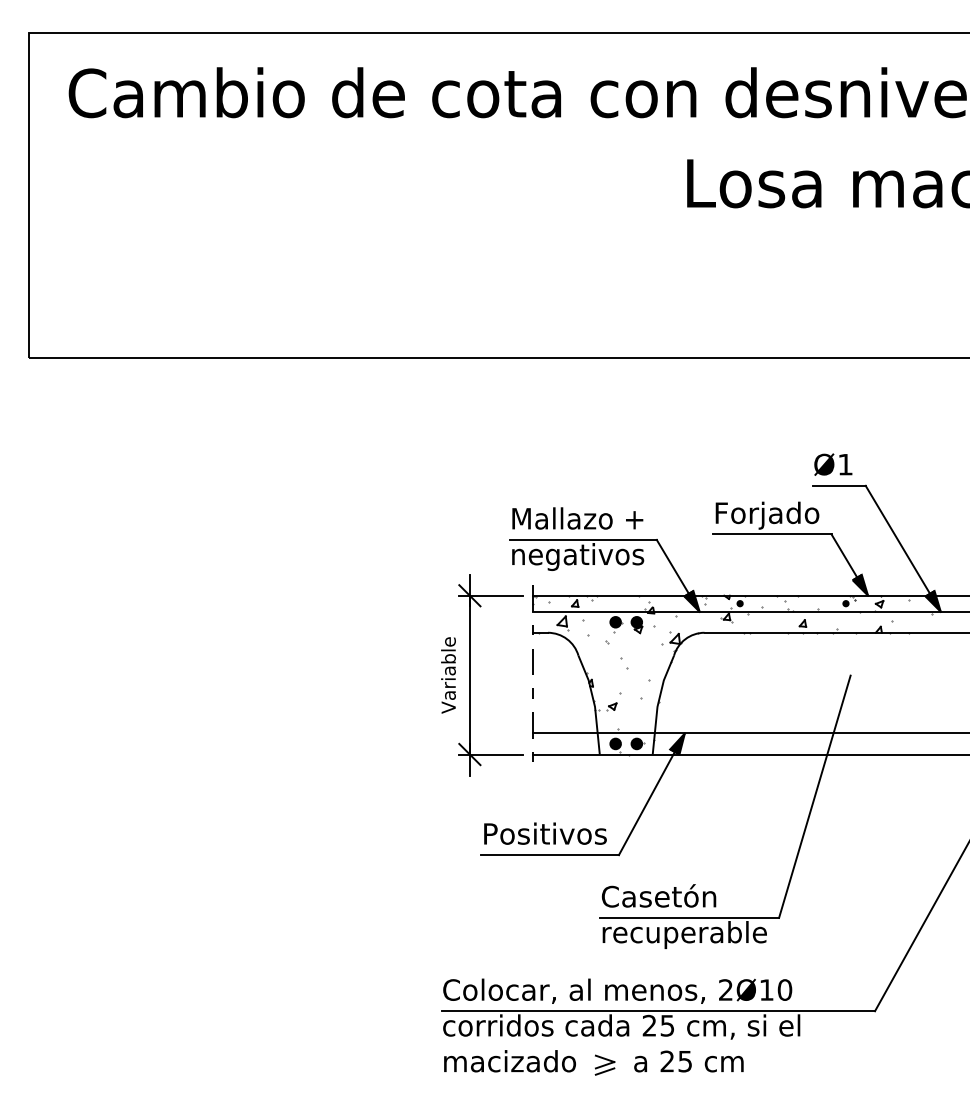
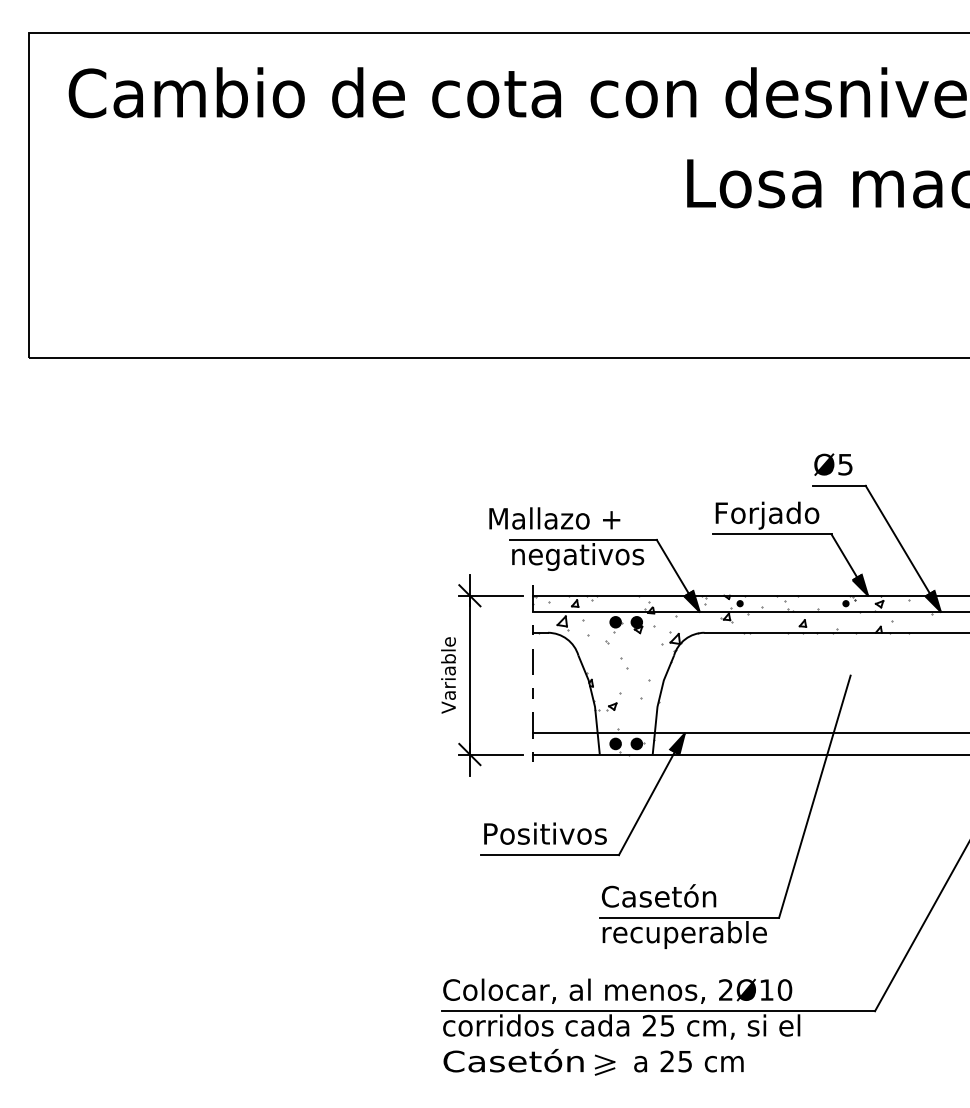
text: Ø1 -> Ø5 (845, 464)
text position: (577, 518) -> (554, 518) (554, 518)
text: macizado -> Casetón (513, 1060)
